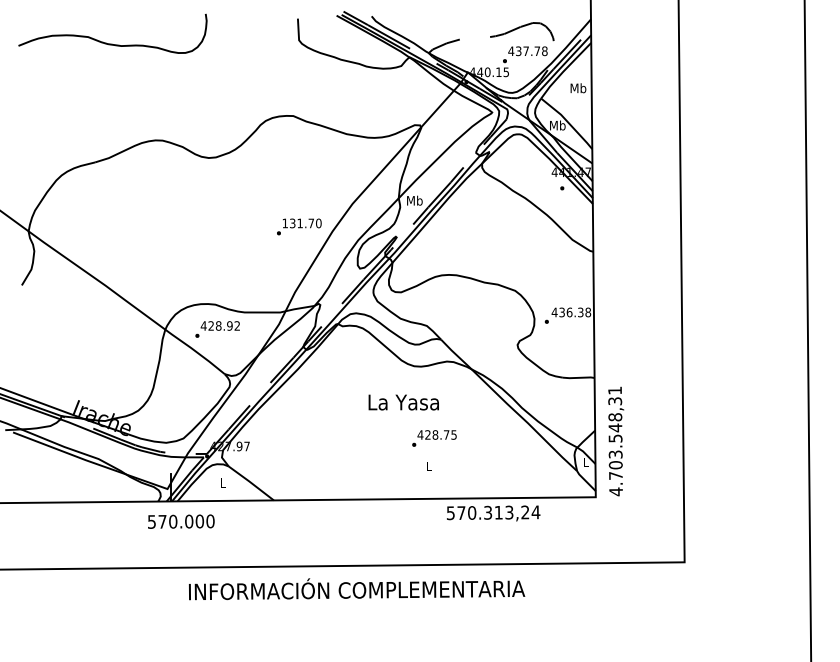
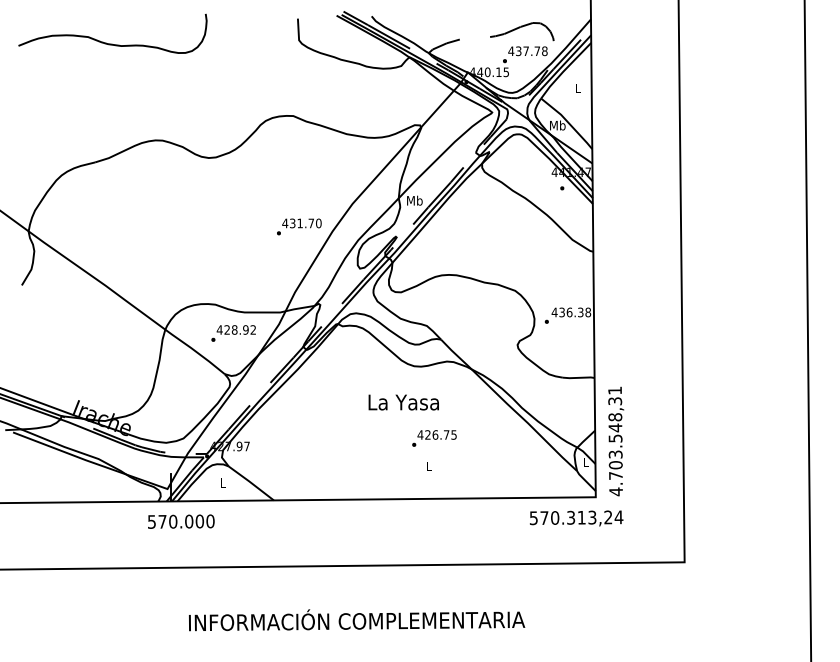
text: Mb -> L (578, 88)
text: 131.70 -> 431.70 (285, 223)
text position: (217, 329) -> (233, 333) (233, 333)
text: 428.75 -> 426.75 (435, 434)
text position: (493, 513) -> (576, 518) (576, 518)
text position: (357, 589) -> (357, 620) (357, 620)
